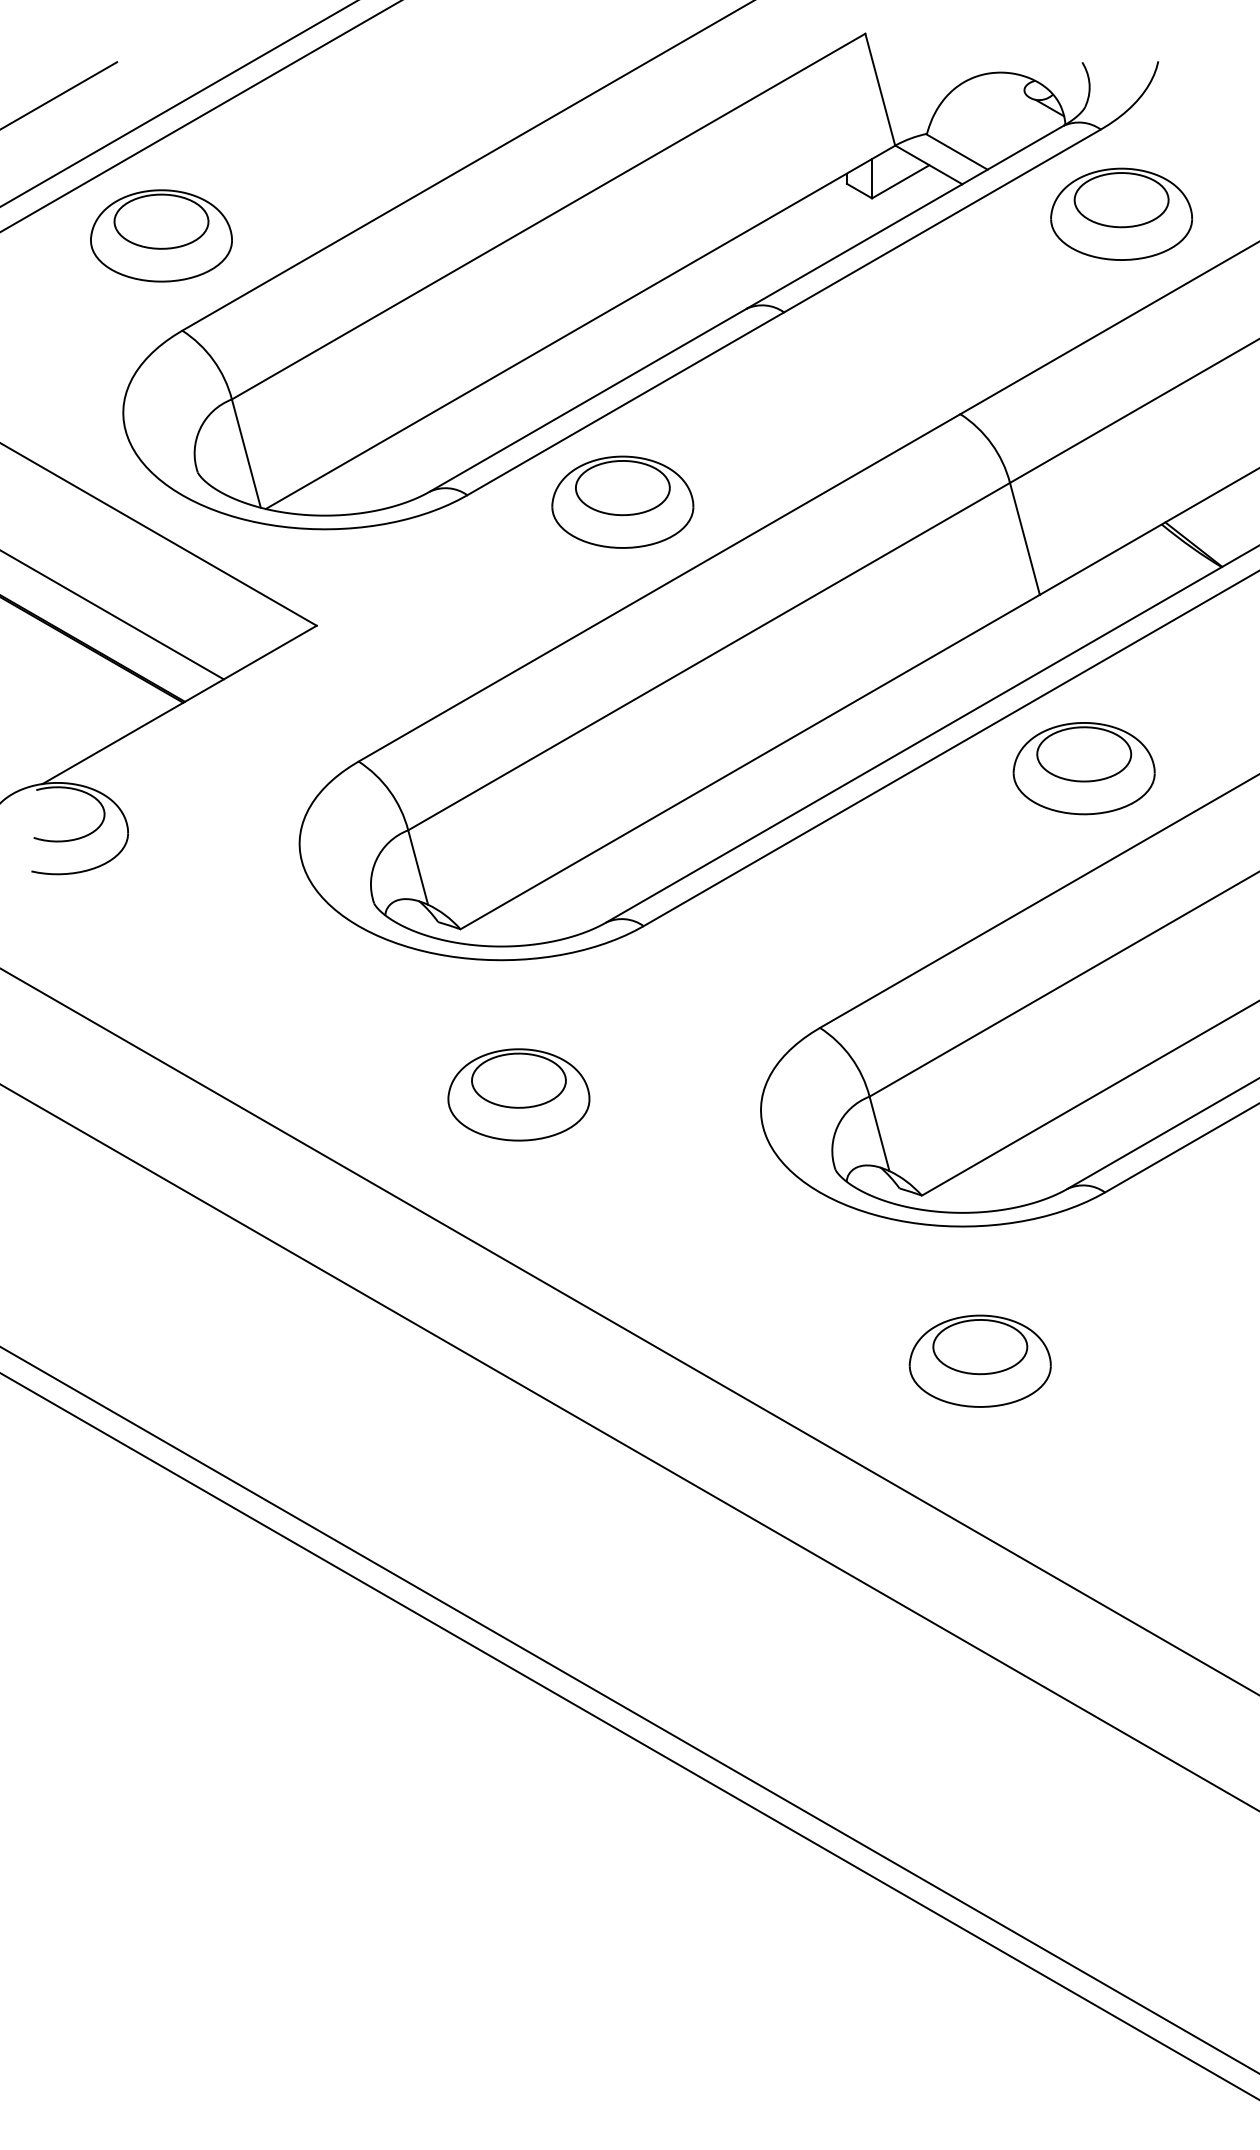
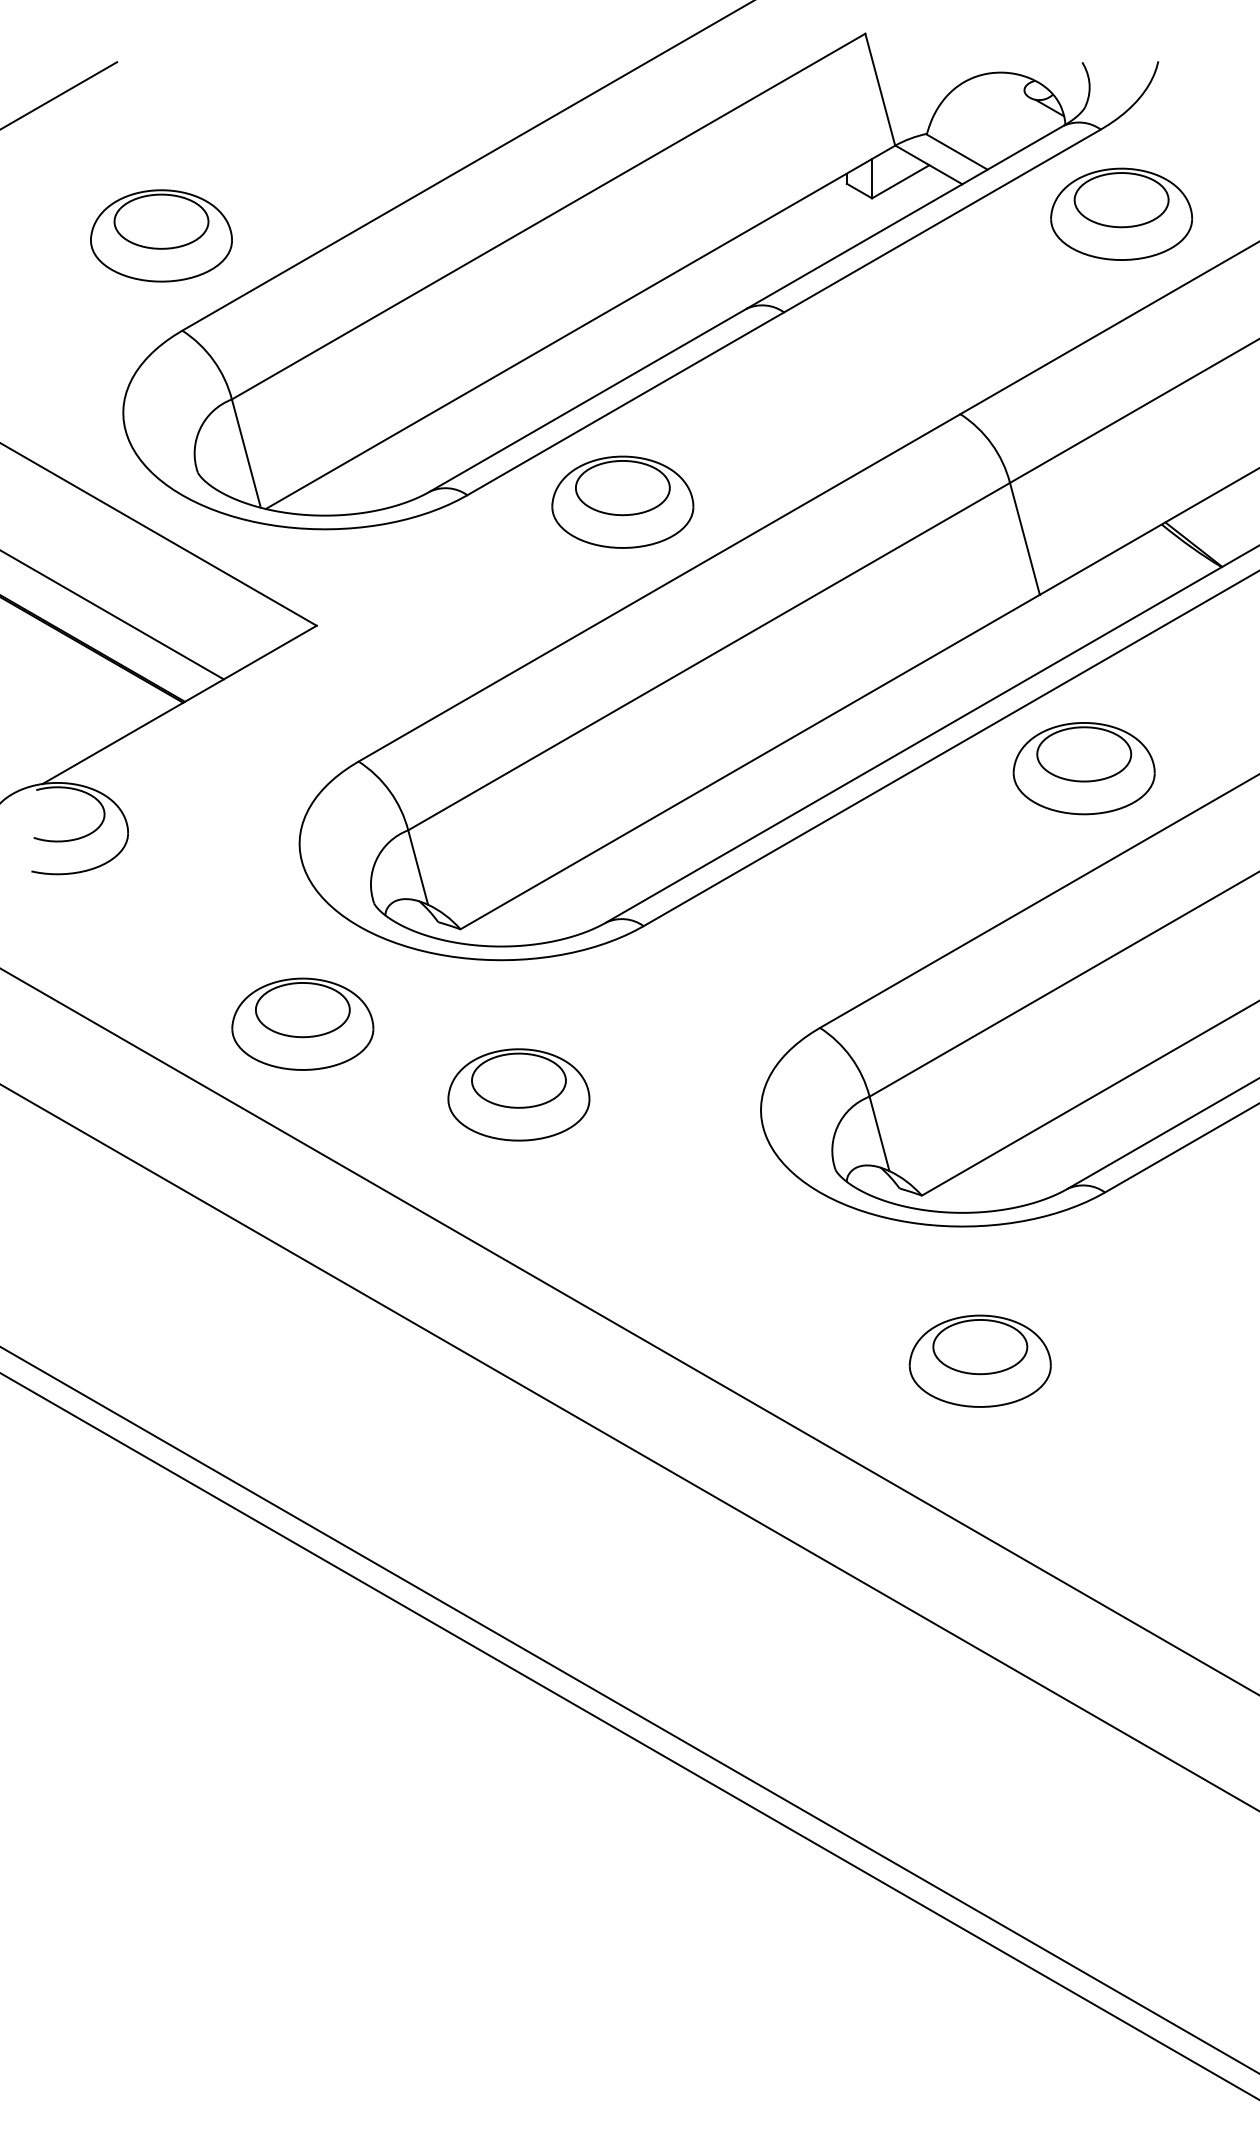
line: present -> none (178, 103)
line: present -> none (200, 116)
part: none -> present (302, 1023)
